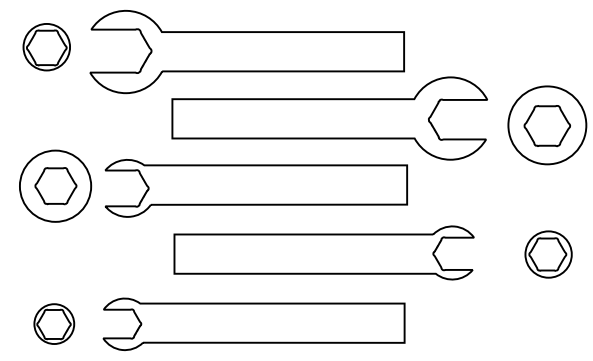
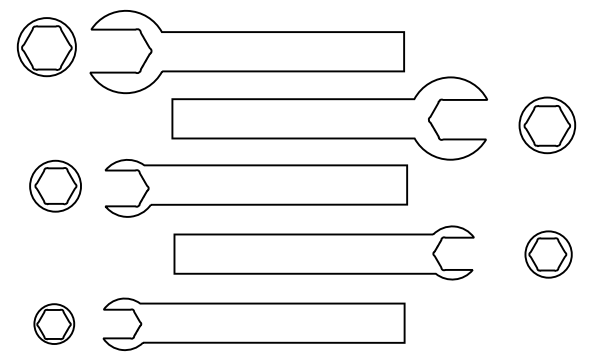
part size: 49x49 px -> 61x61 px (46, 47)
circle diameter: 78 px -> 56 px (547, 125)
circle diameter: 71 px -> 51 px (55, 185)
